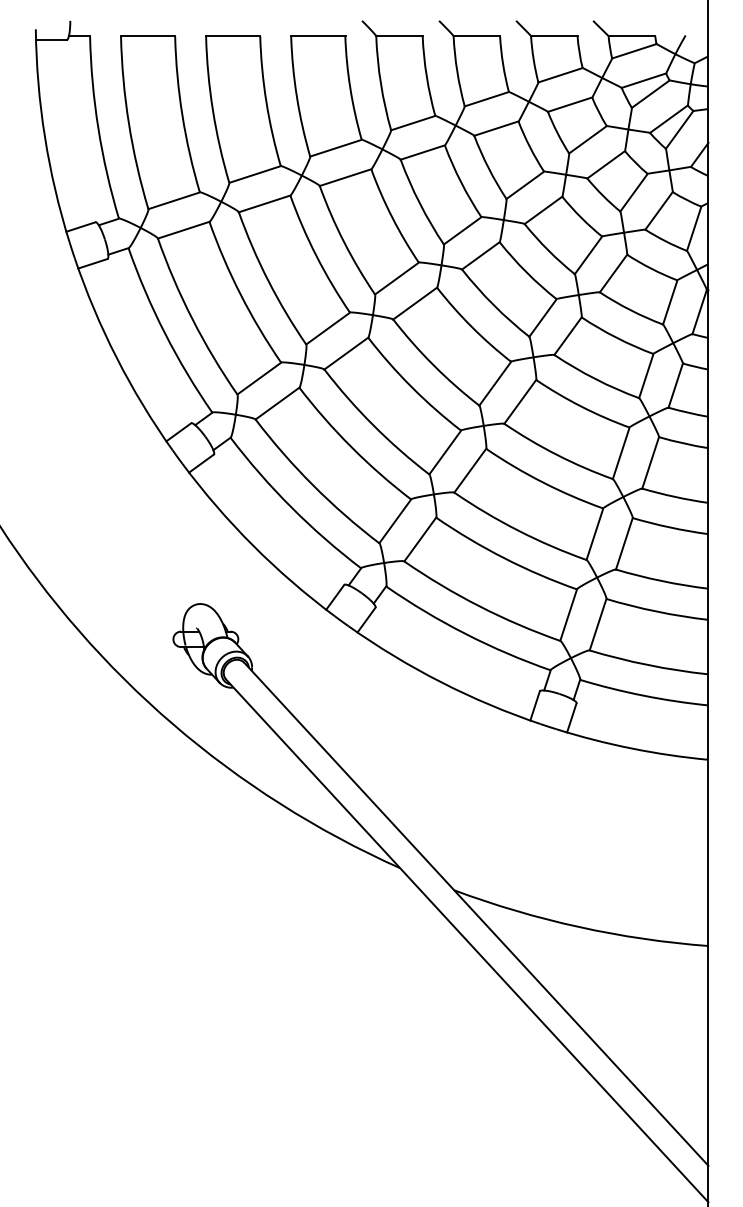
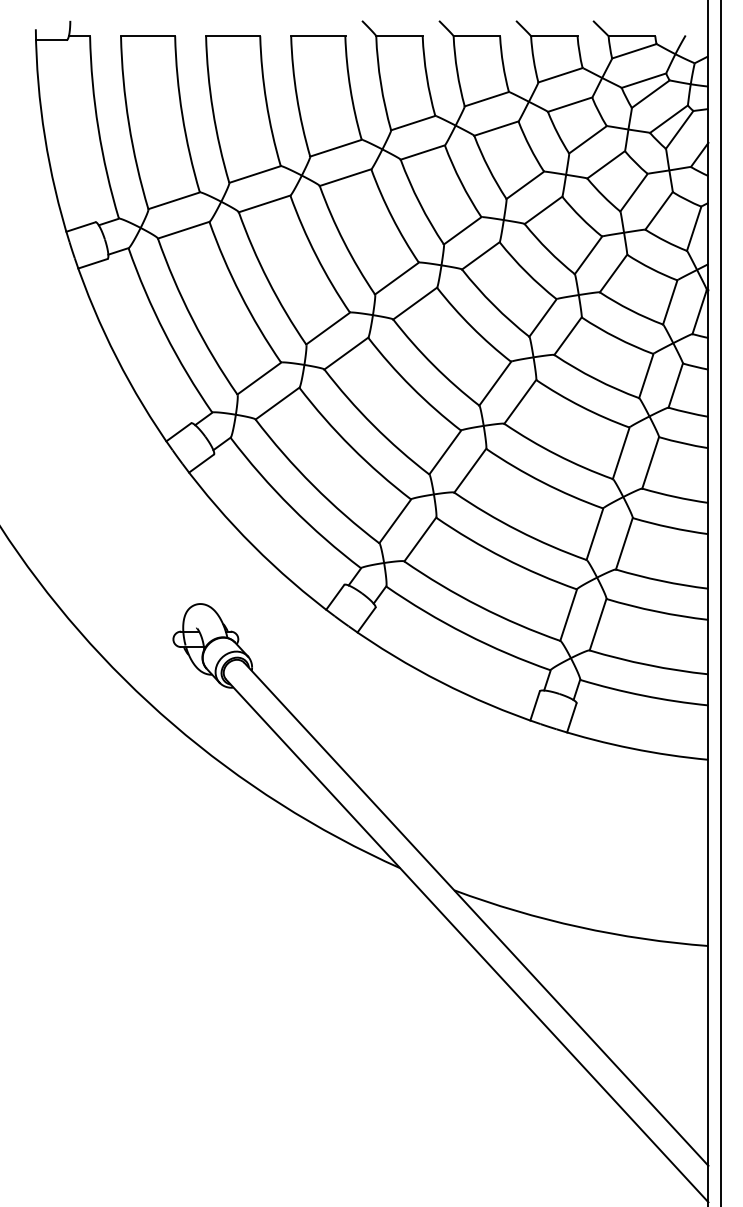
line: none -> present (720, 602)
